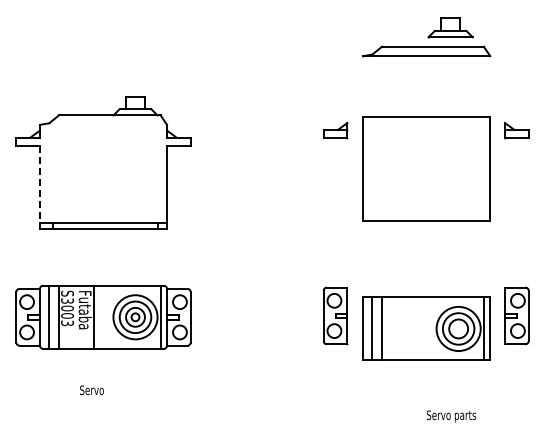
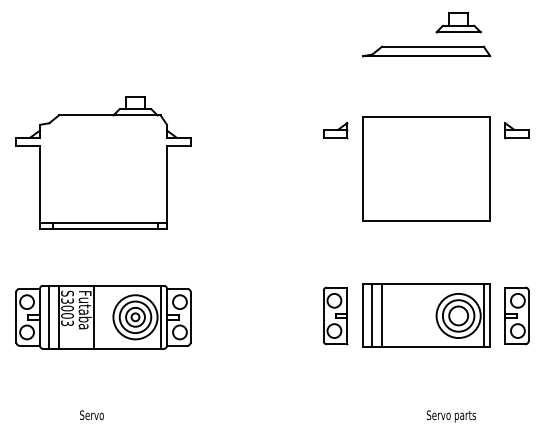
part position: (450, 27) -> (458, 22) (458, 22)
line: dashed -> solid (39, 184)
part position: (426, 328) -> (426, 315) (426, 315)
text position: (91, 389) -> (91, 414) (91, 414)
